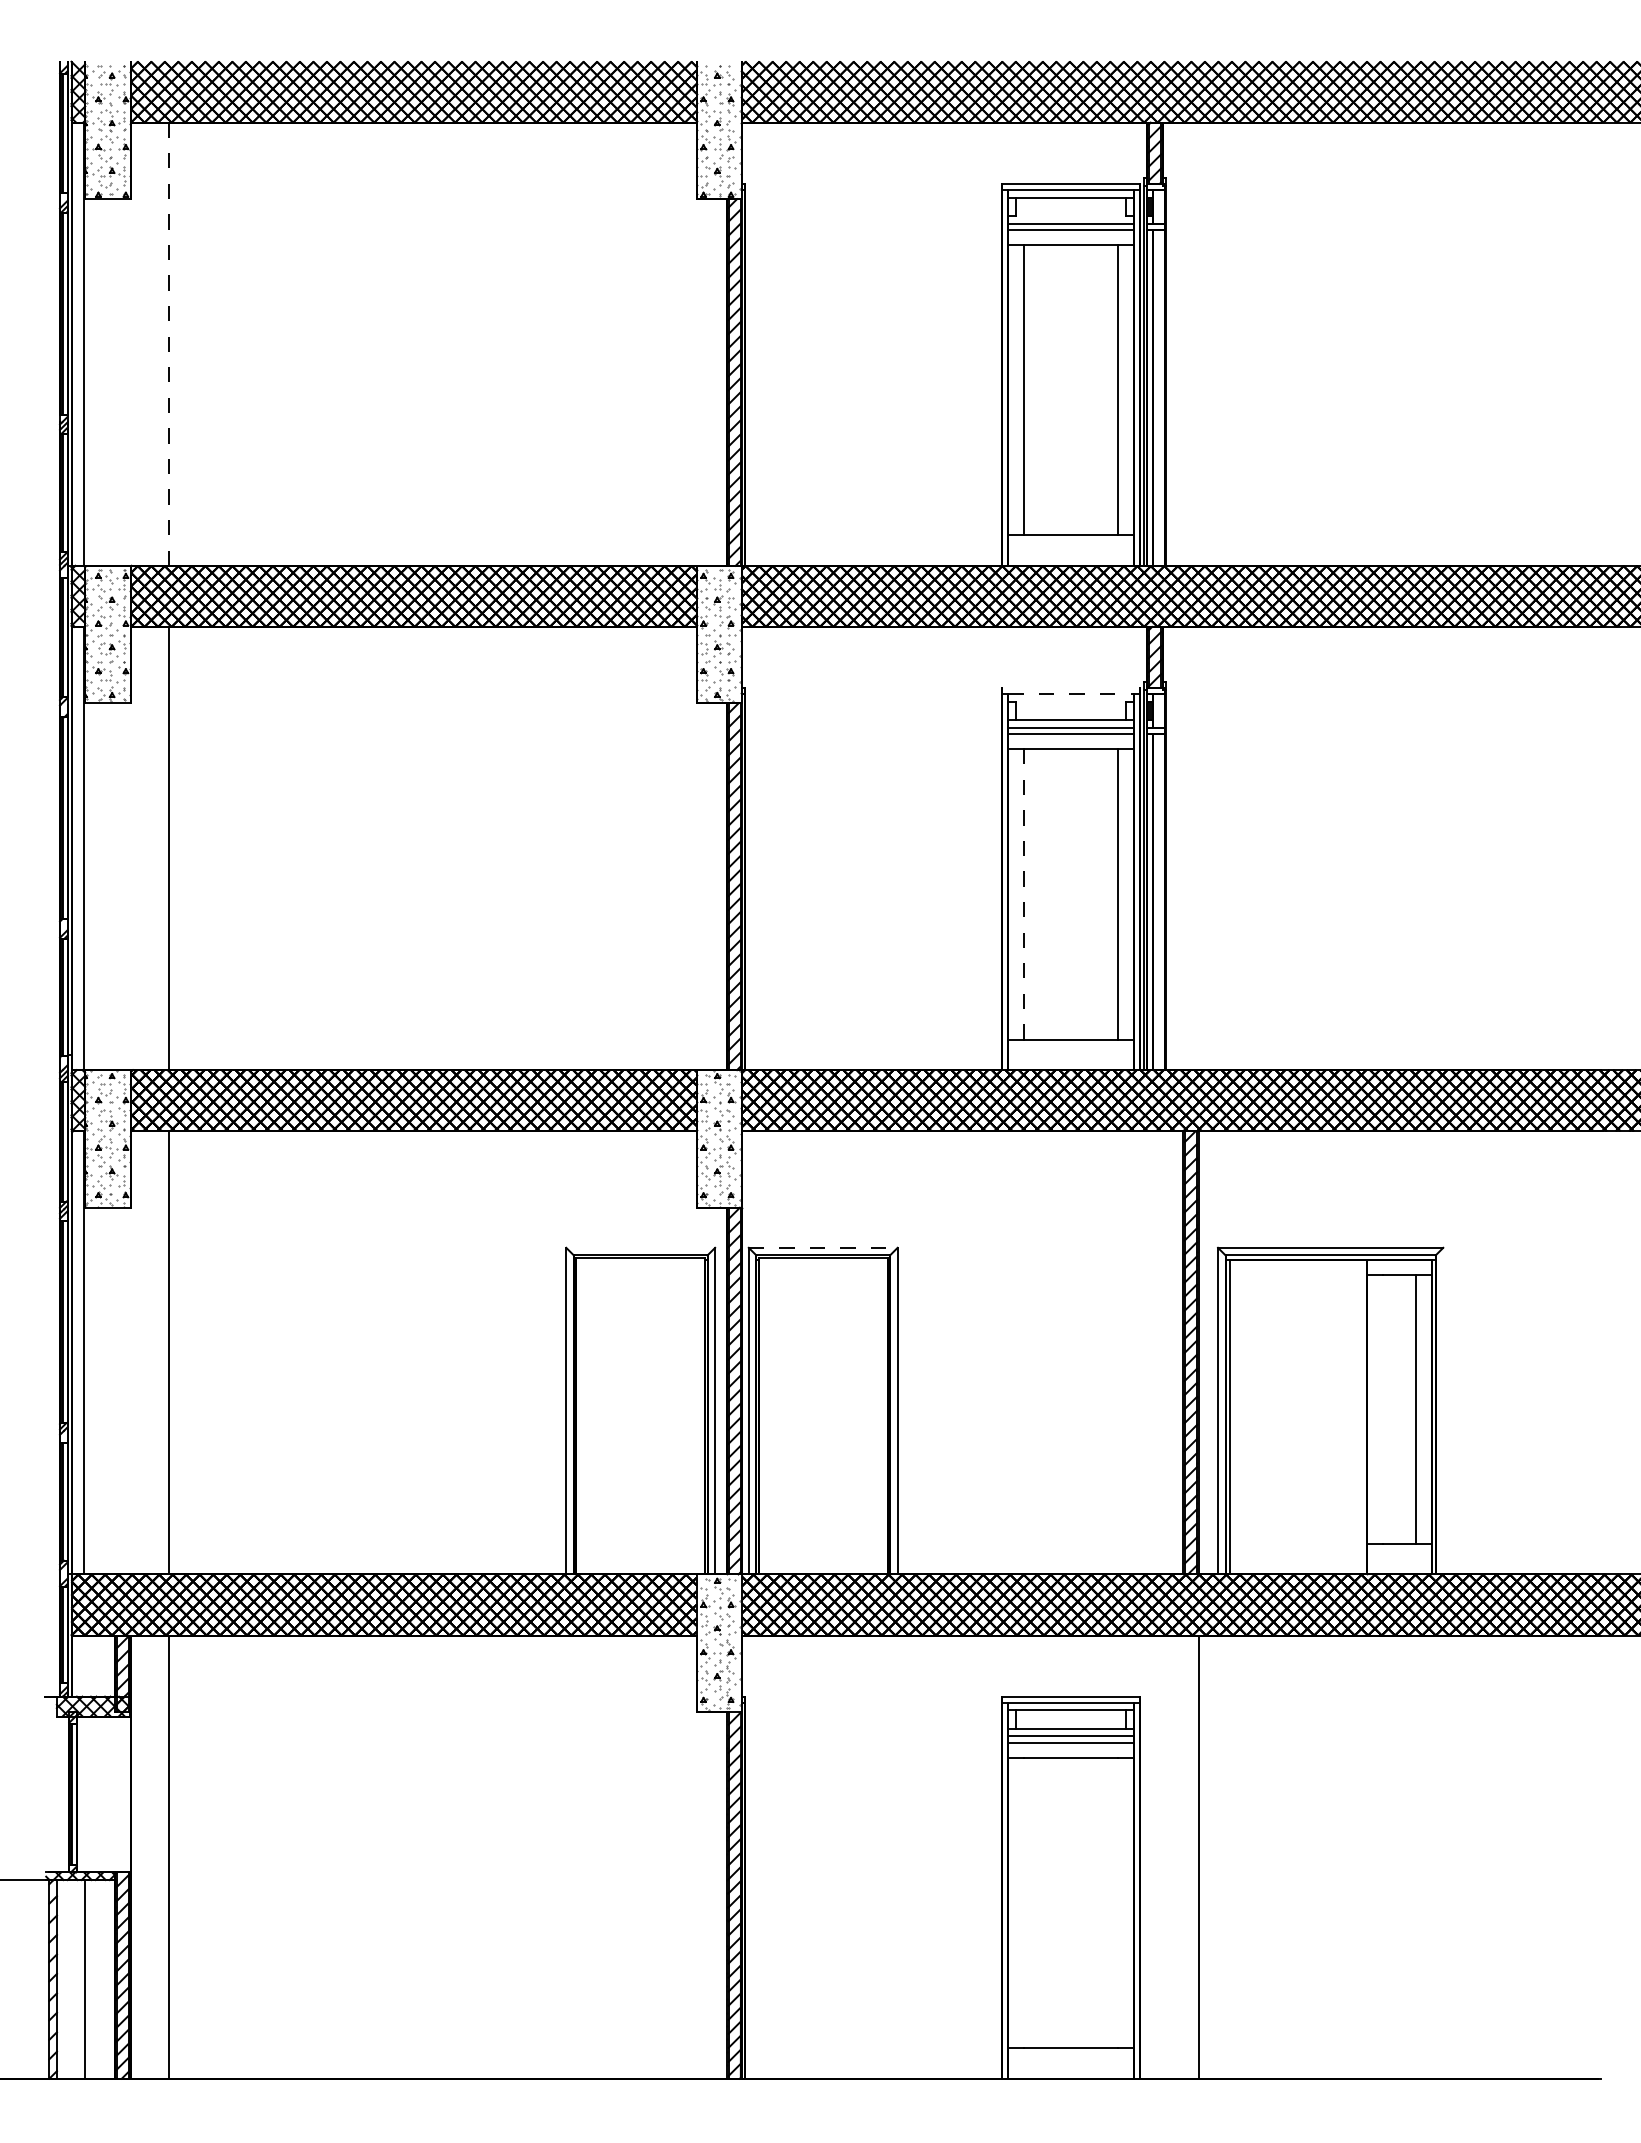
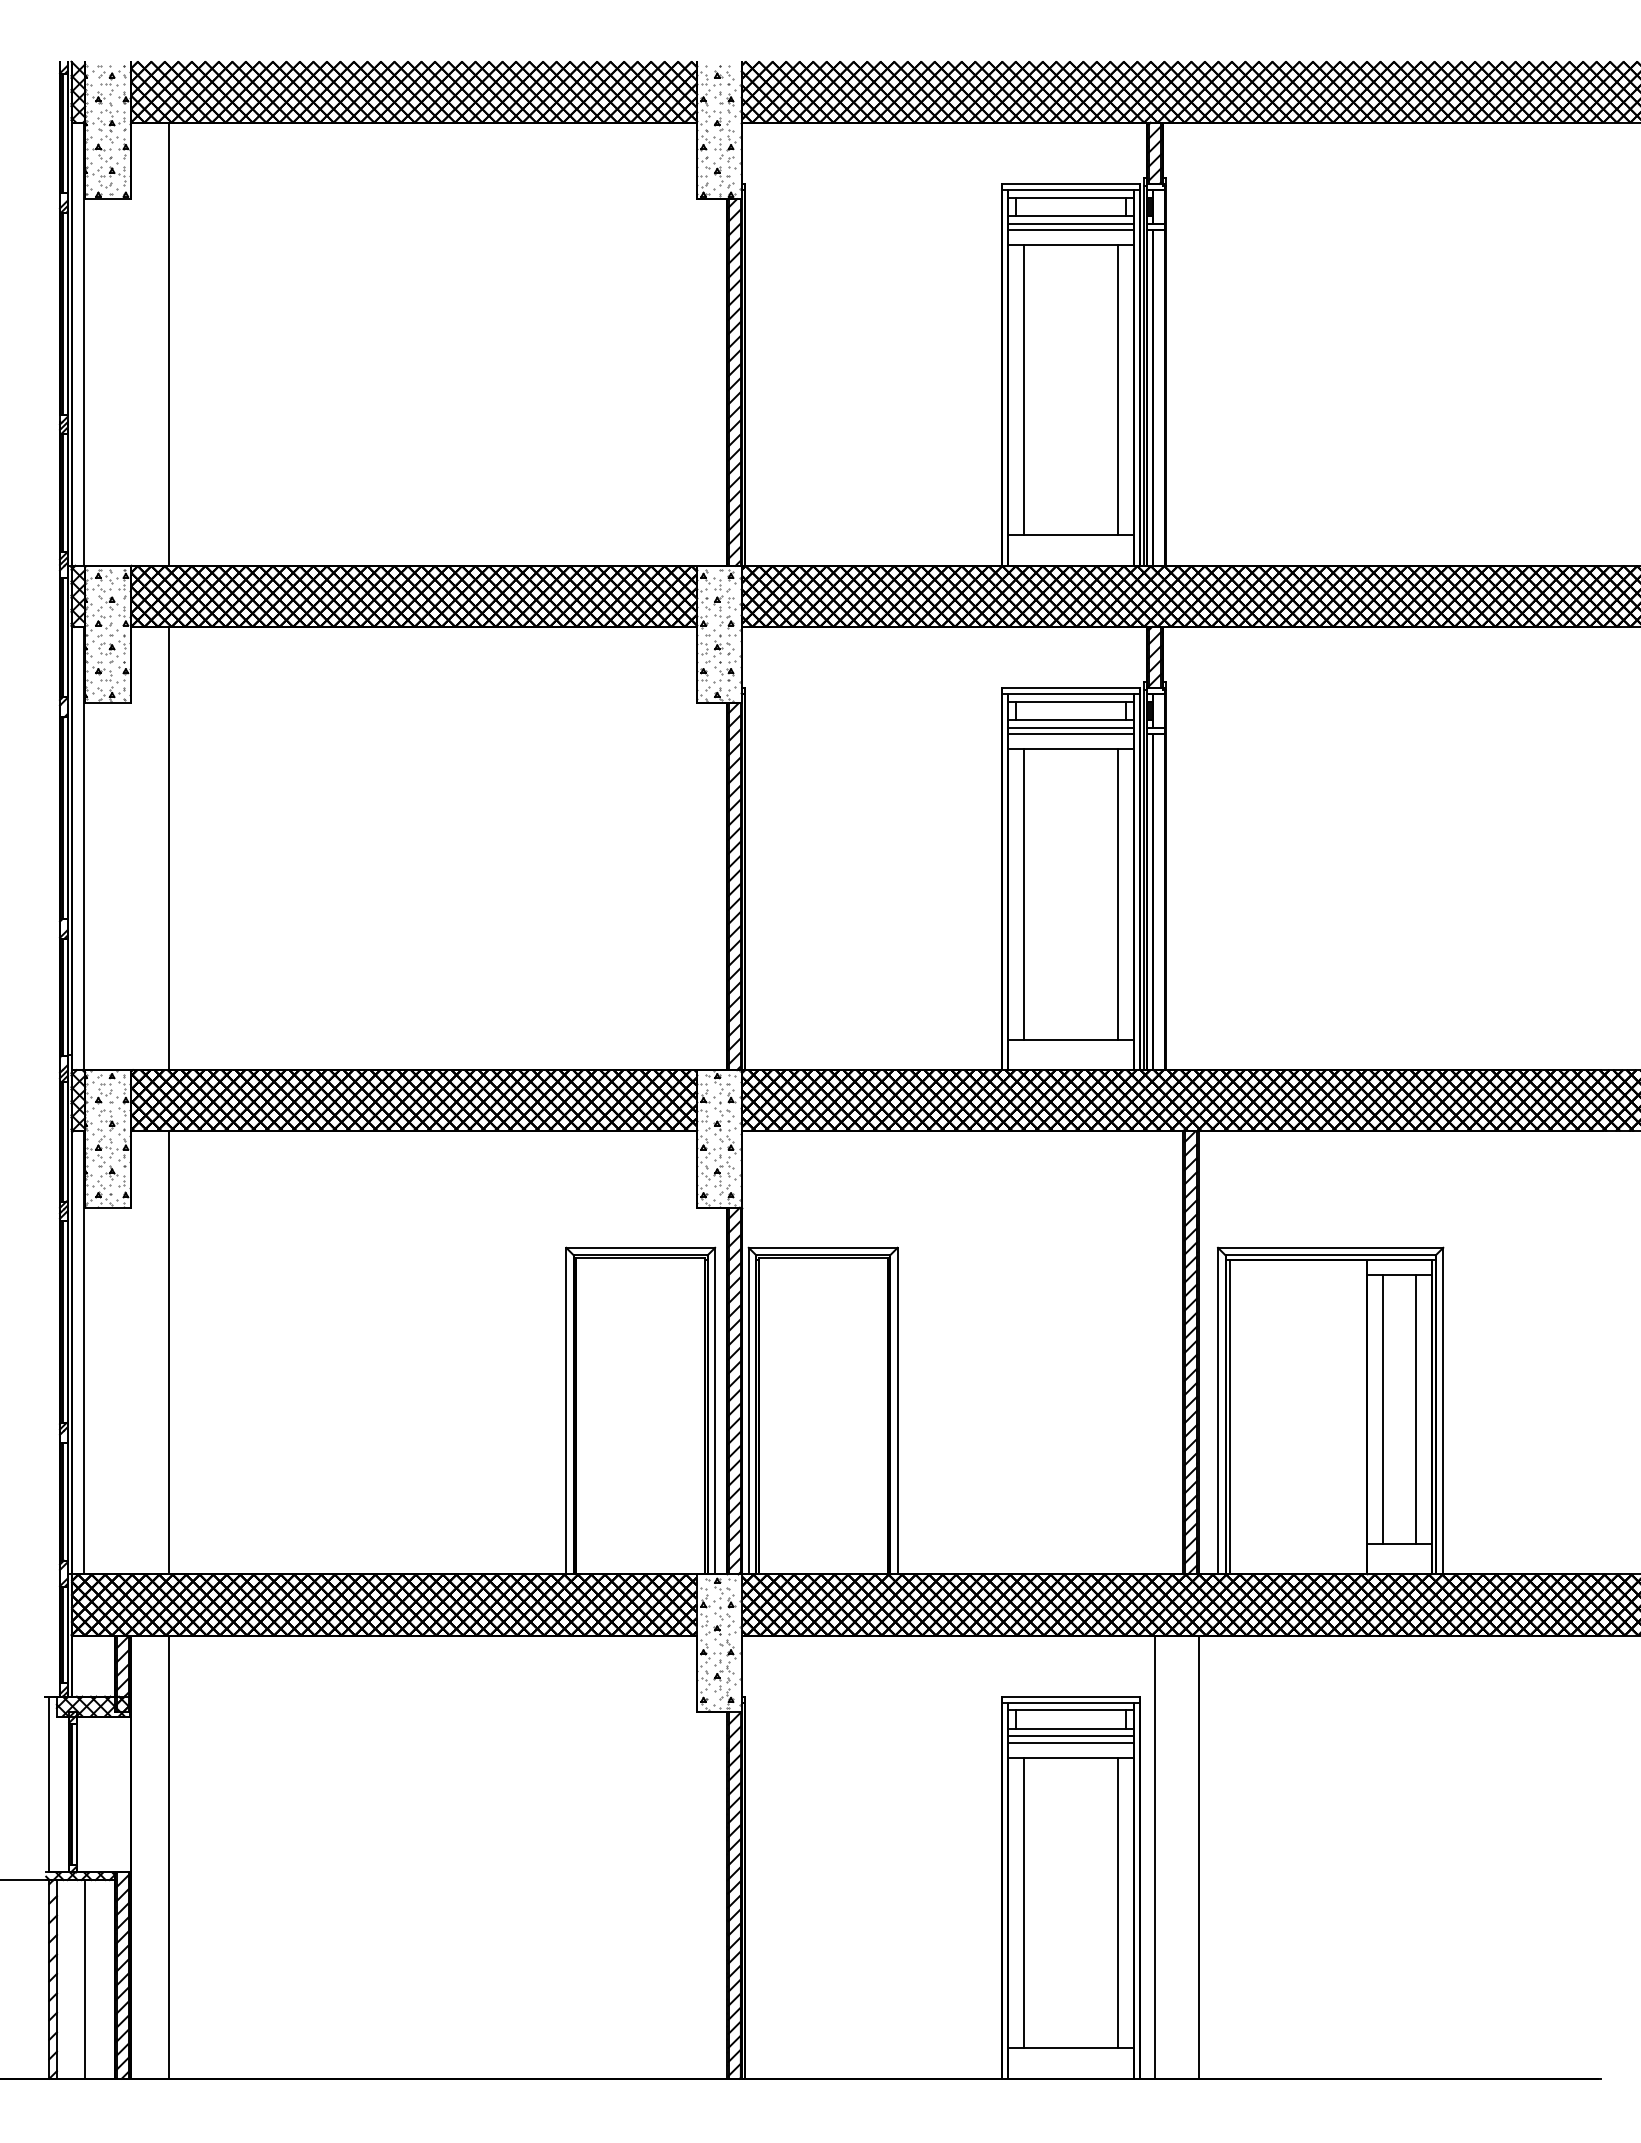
line: none -> present (1070, 215)
line: dashed -> solid (169, 344)
line: none -> present (1070, 688)
line: dashed -> solid (1070, 694)
line: none -> present (1070, 701)
line: dashed -> solid (1023, 893)
line: none -> present (640, 1247)
line: dashed -> solid (823, 1247)
line: none -> present (1382, 1408)
line: none -> present (1443, 1410)
line: none -> present (49, 1784)
line: none -> present (1154, 1856)
line: none -> present (1023, 1902)
line: none -> present (1118, 1902)
